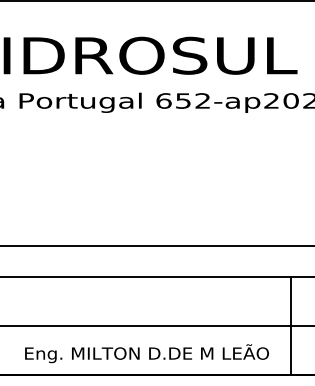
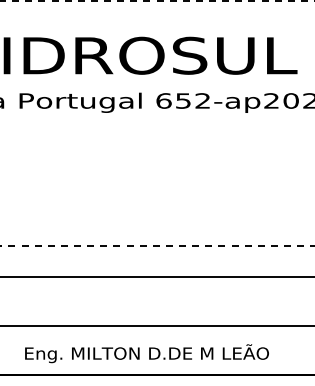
line: solid -> dashed (157, 1)
line: solid -> dashed (157, 246)
line: present -> none (291, 325)
